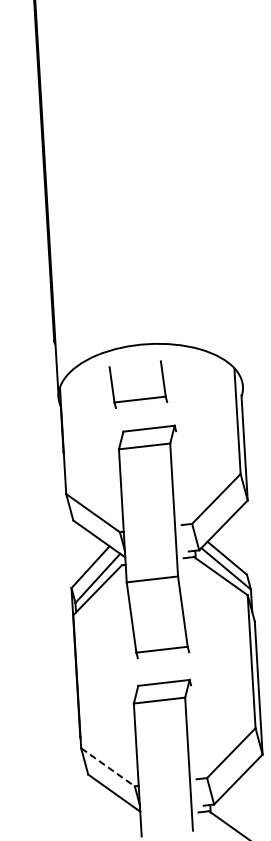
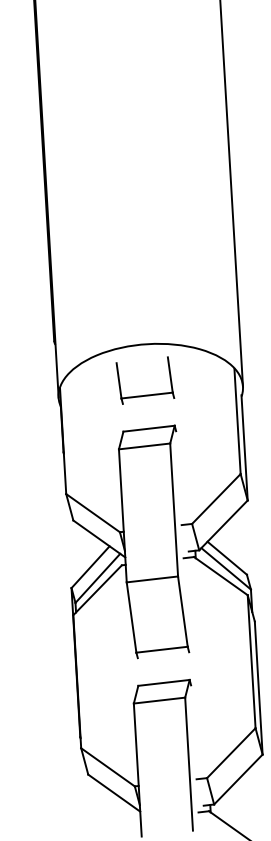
line: none -> present (231, 194)
part position: (138, 398) -> (145, 394) (145, 394)
line: dashed -> solid (108, 767)
